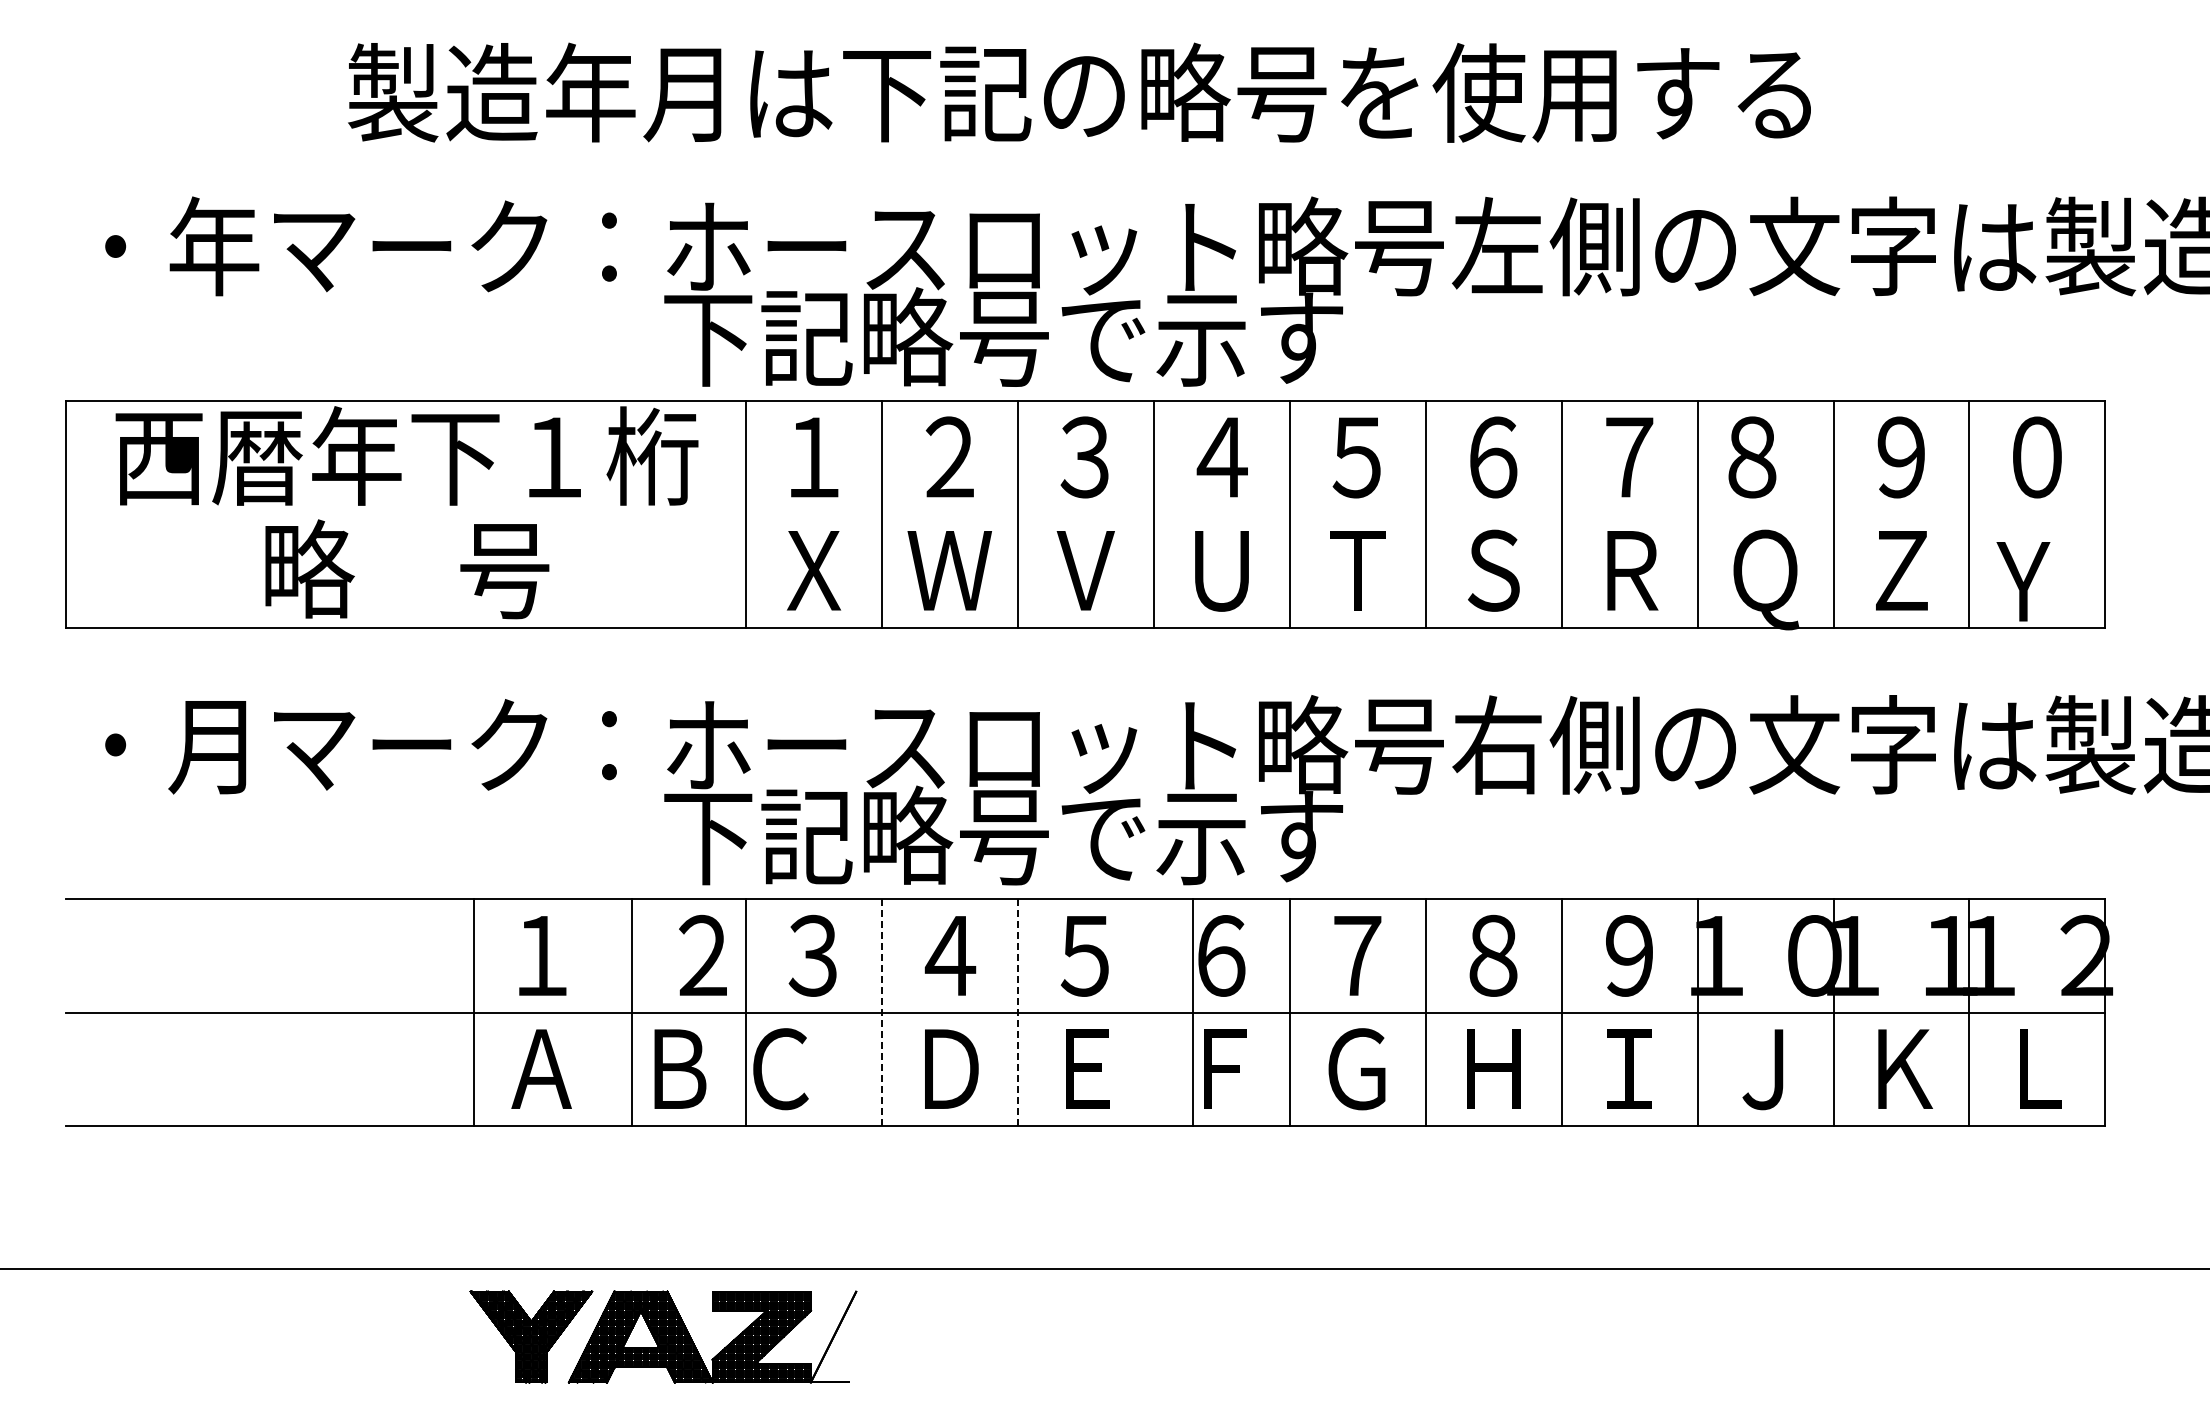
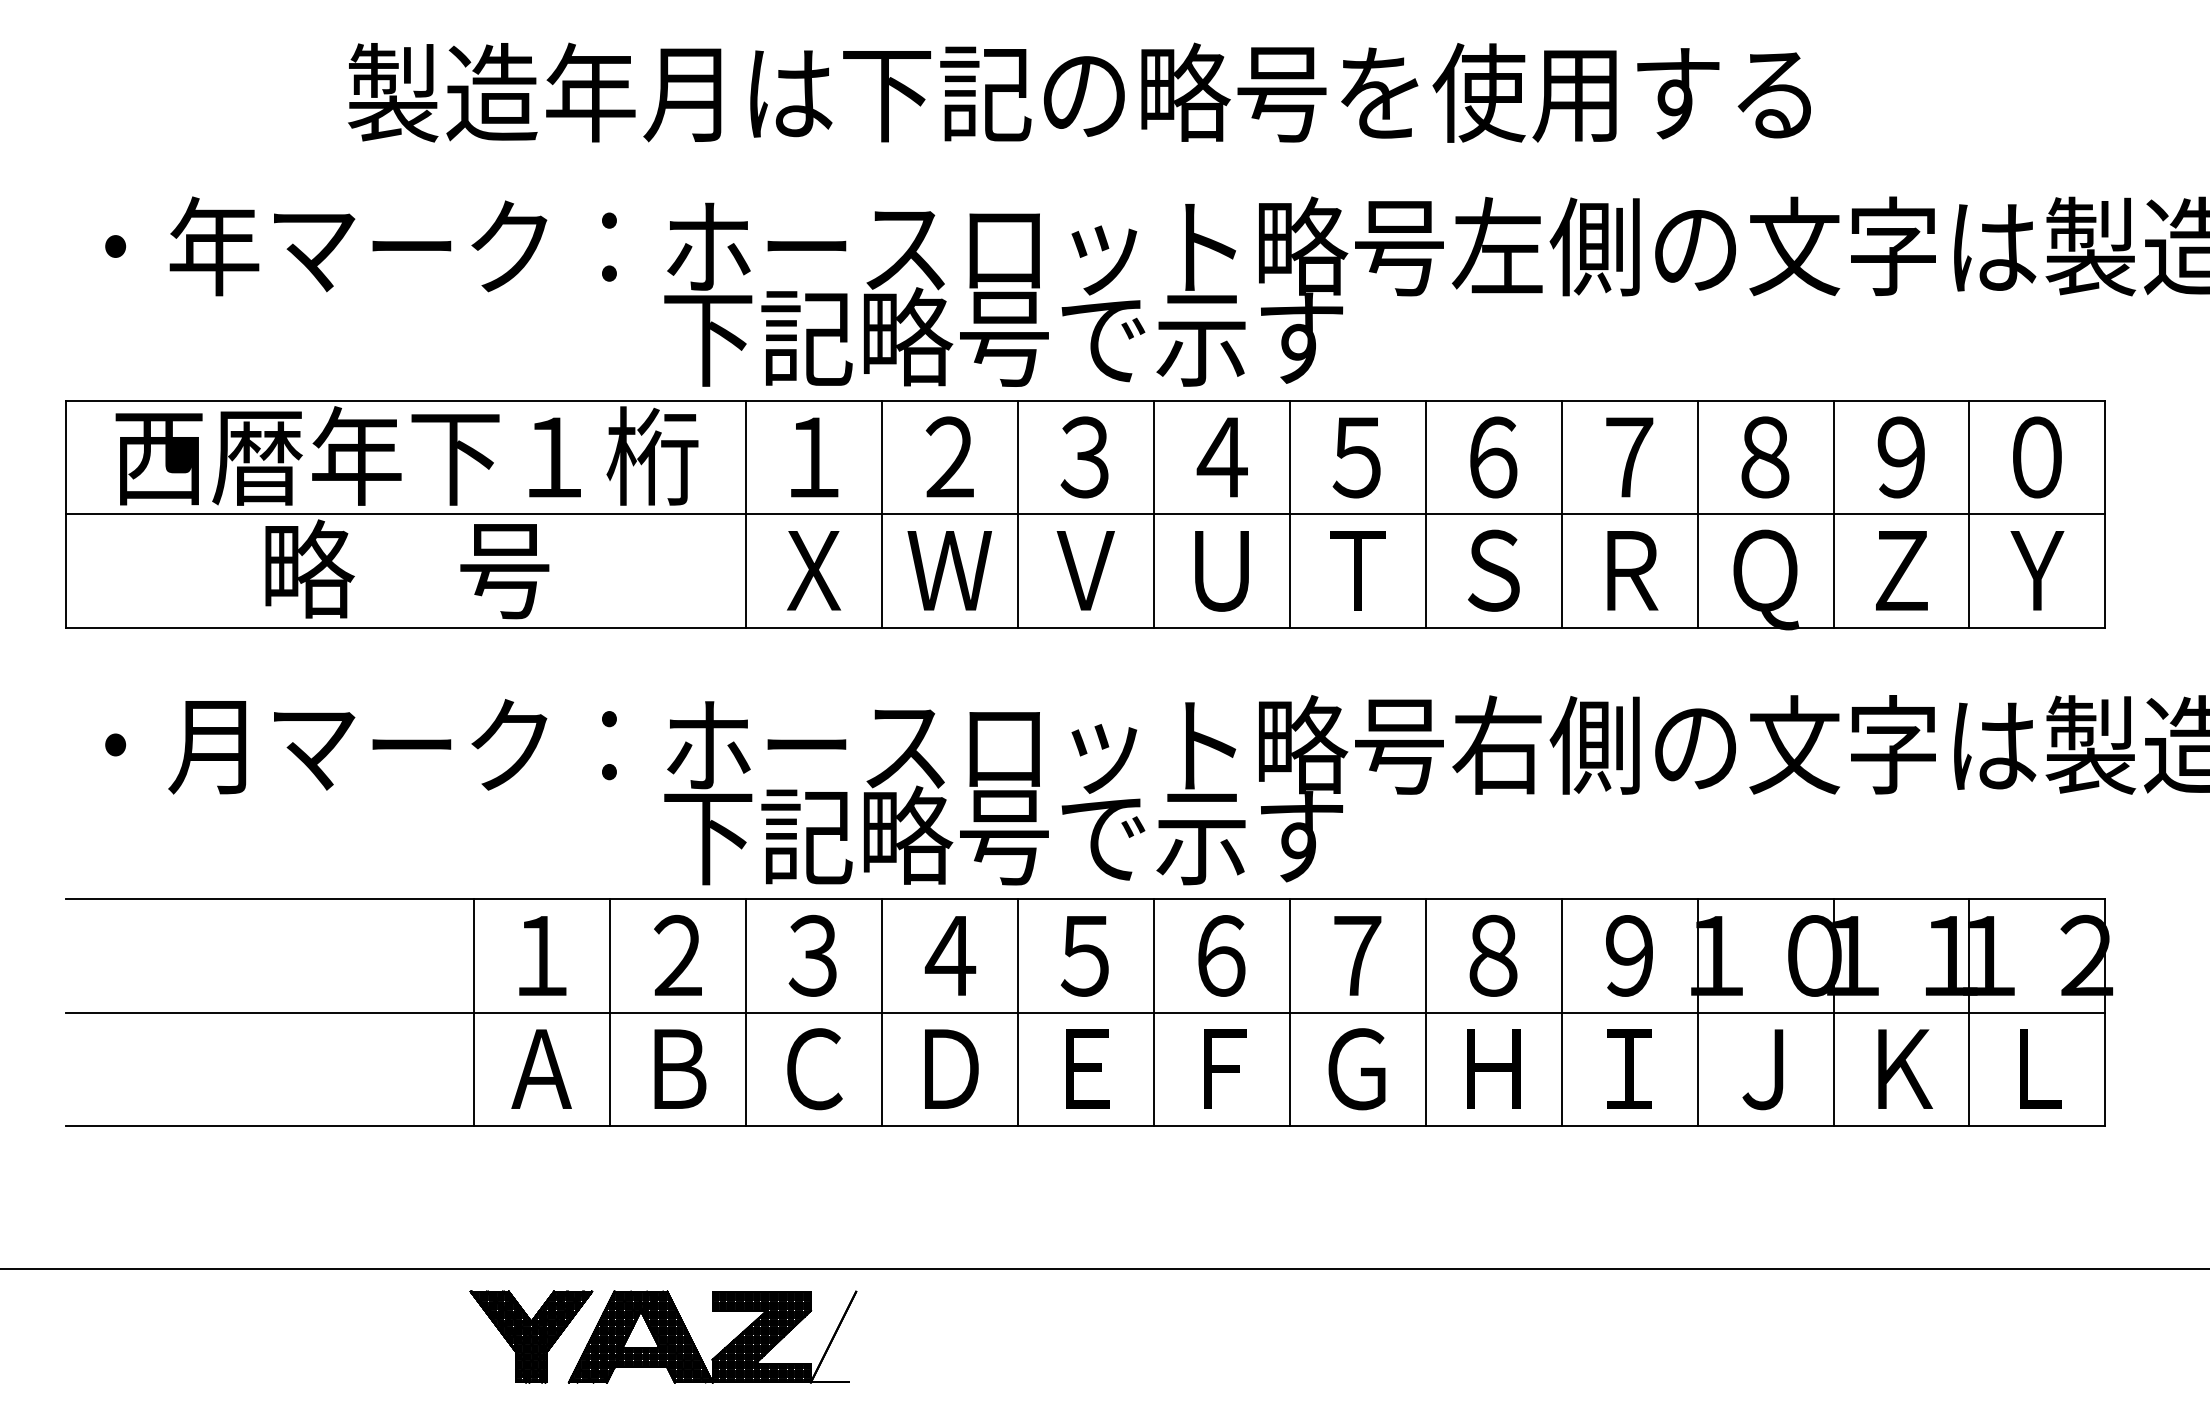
text position: (1752, 457) -> (1765, 457) (1765, 457)
line: none -> present (1085, 514)
text position: (2023, 581) -> (2037, 570) (2037, 570)
text position: (702, 954) -> (677, 954) (677, 954)
line position: (632, 1012) -> (610, 1012) (610, 1012)
line position: (1192, 1012) -> (1153, 1012) (1153, 1012)
line: dashed -> solid (881, 1013)
line: dashed -> solid (1017, 1013)
text position: (780, 1069) -> (814, 1069) (814, 1069)
